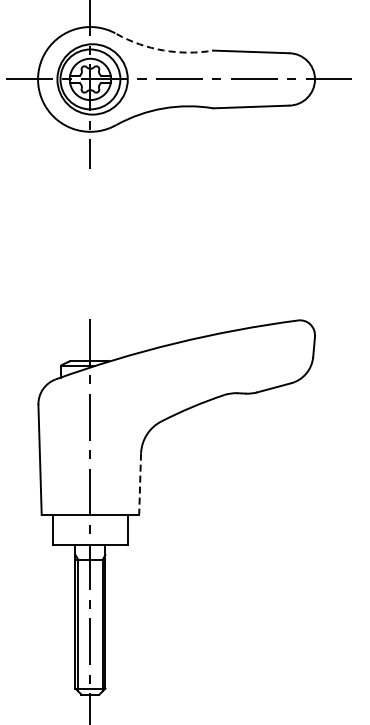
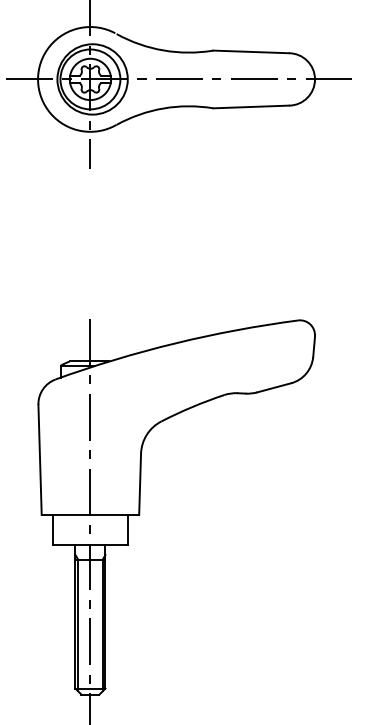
arc: dashed -> solid (163, 50)
line: dashed -> solid (140, 484)
